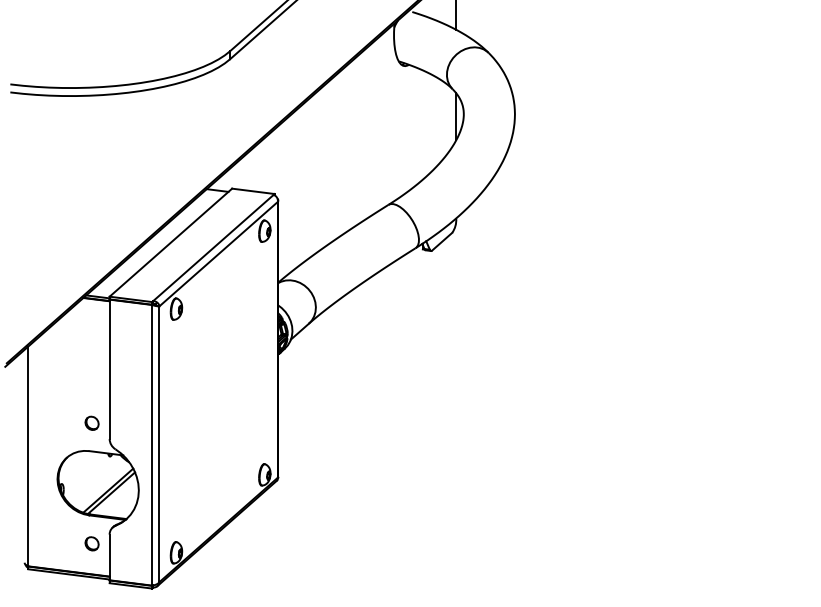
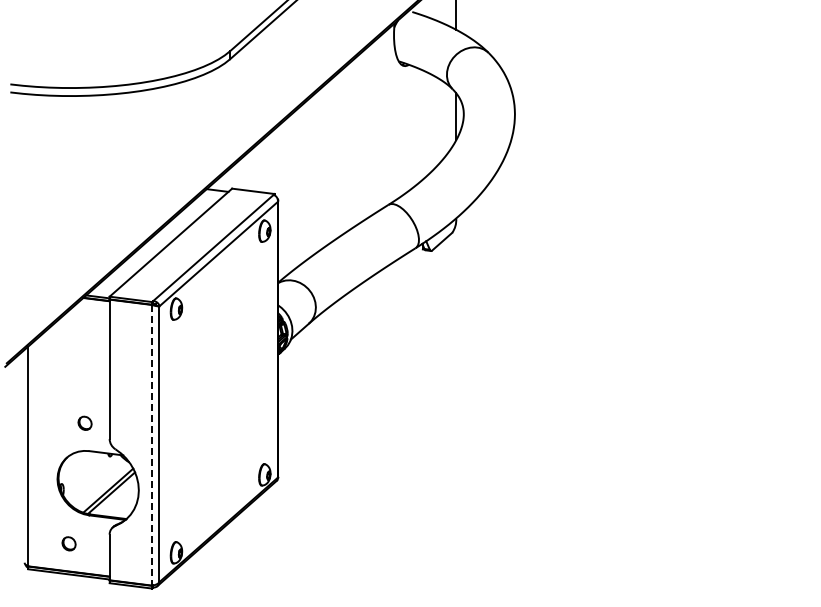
part position: (91, 422) -> (84, 422) (84, 422)
line: solid -> dashed (152, 445)
part position: (91, 543) -> (68, 543) (68, 543)
